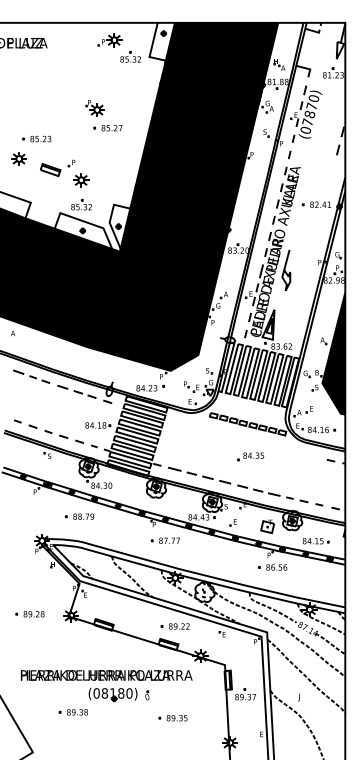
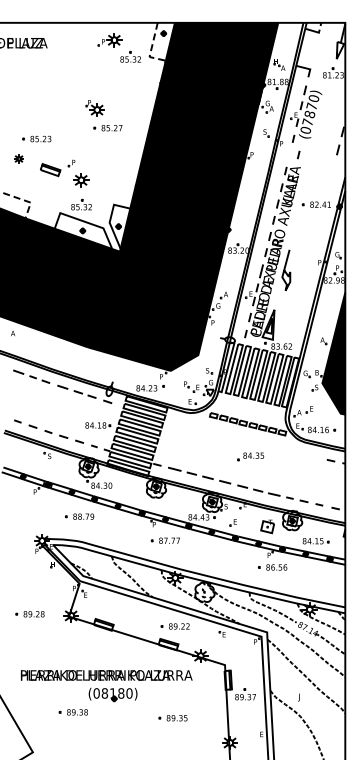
line: solid -> dashed (151, 48)
line position: (289, 154) -> (298, 154) (298, 154)
part size: 16x14 px -> 10x10 px (18, 158)
line: solid -> dashed (24, 200)
part: present -> none (147, 695)
